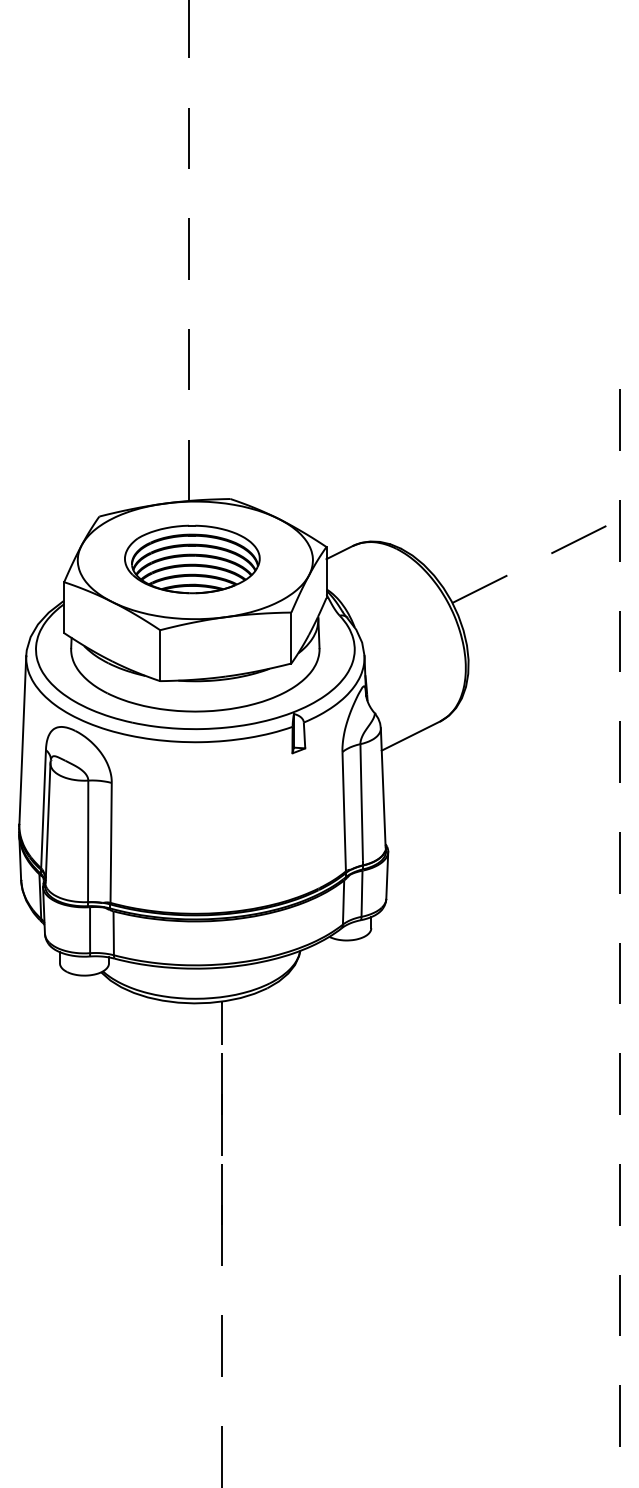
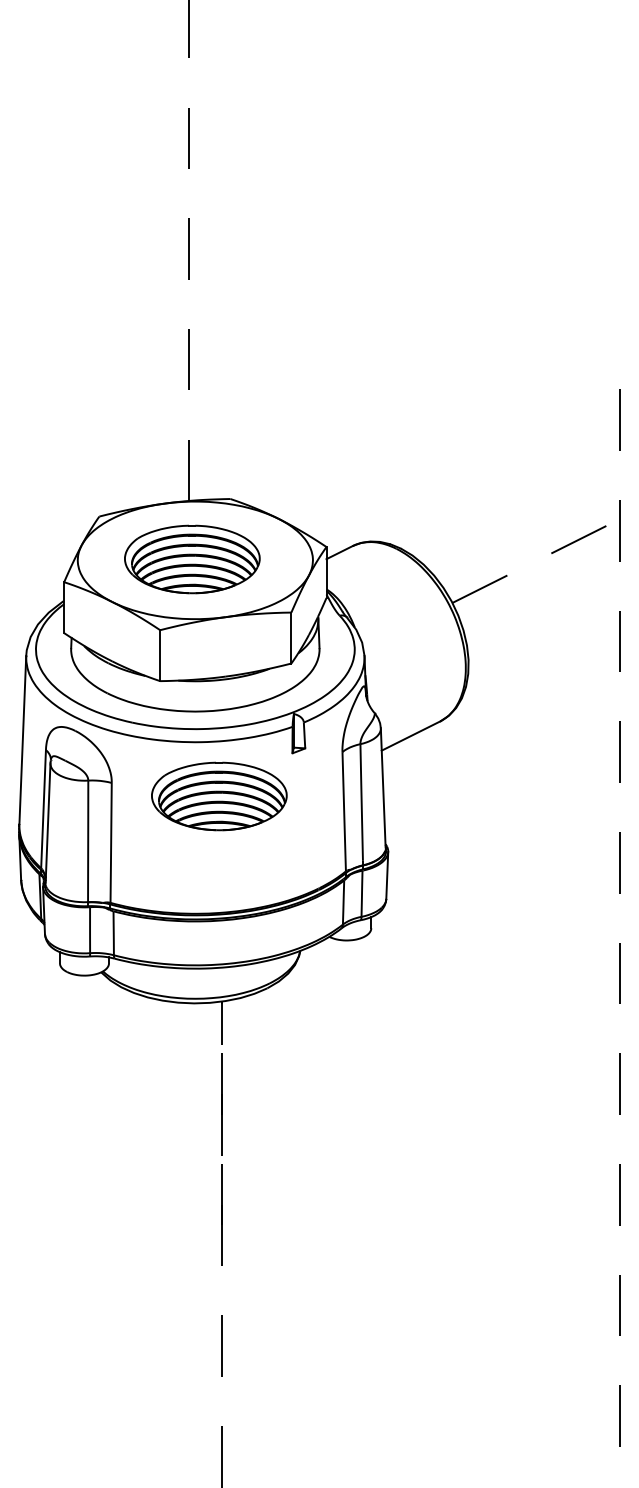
part: none -> present (219, 796)
